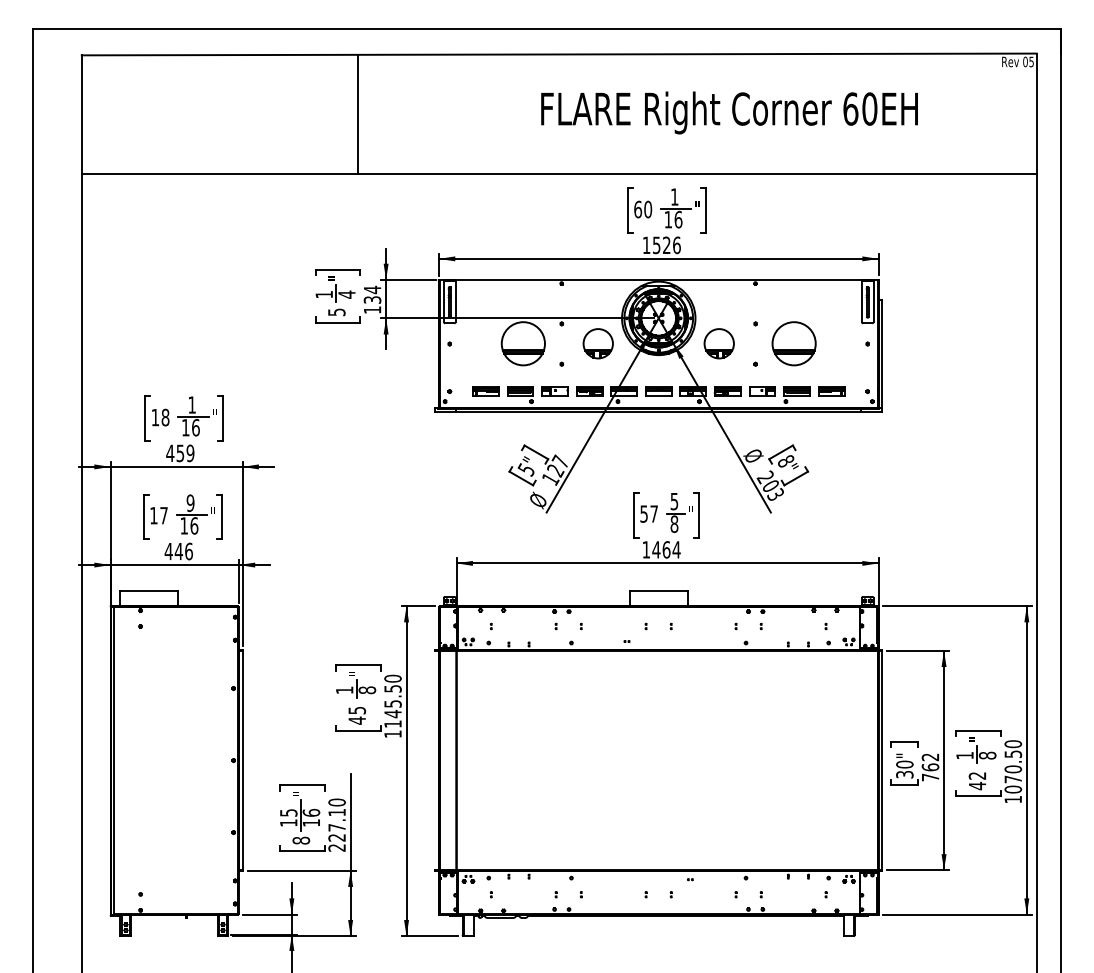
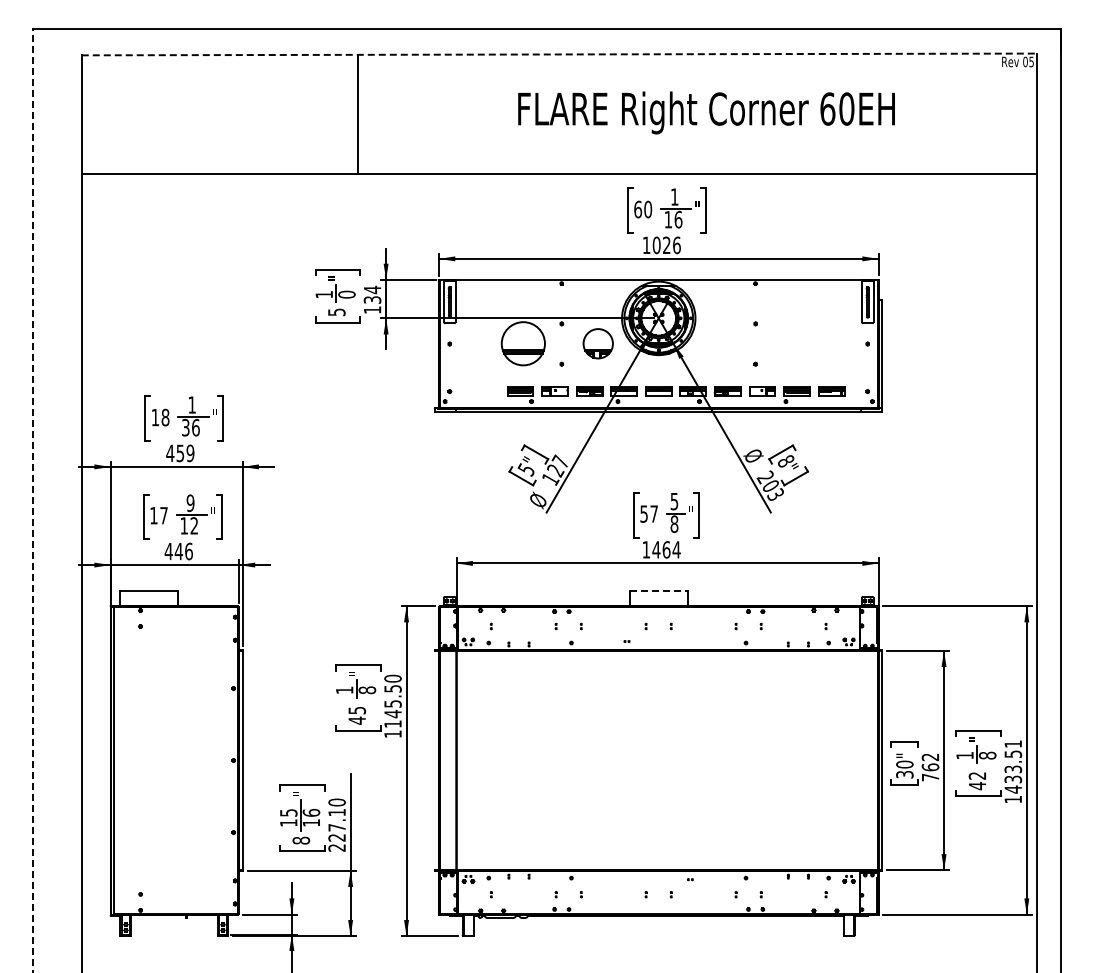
line: solid -> dashed (559, 54)
text position: (729, 112) -> (706, 112) (706, 112)
text: 1526 -> 1026 (656, 245)
text: 4 -> 0 (346, 294)
part: present -> none (718, 343)
part: present -> none (793, 343)
part: present -> none (485, 391)
text: 16 -> 36 (185, 427)
line: solid -> dashed (32, 500)
text: 16 -> 12 (194, 525)
line: solid -> dashed (659, 591)
text: 1070.50 -> 1433.51 (1013, 766)
